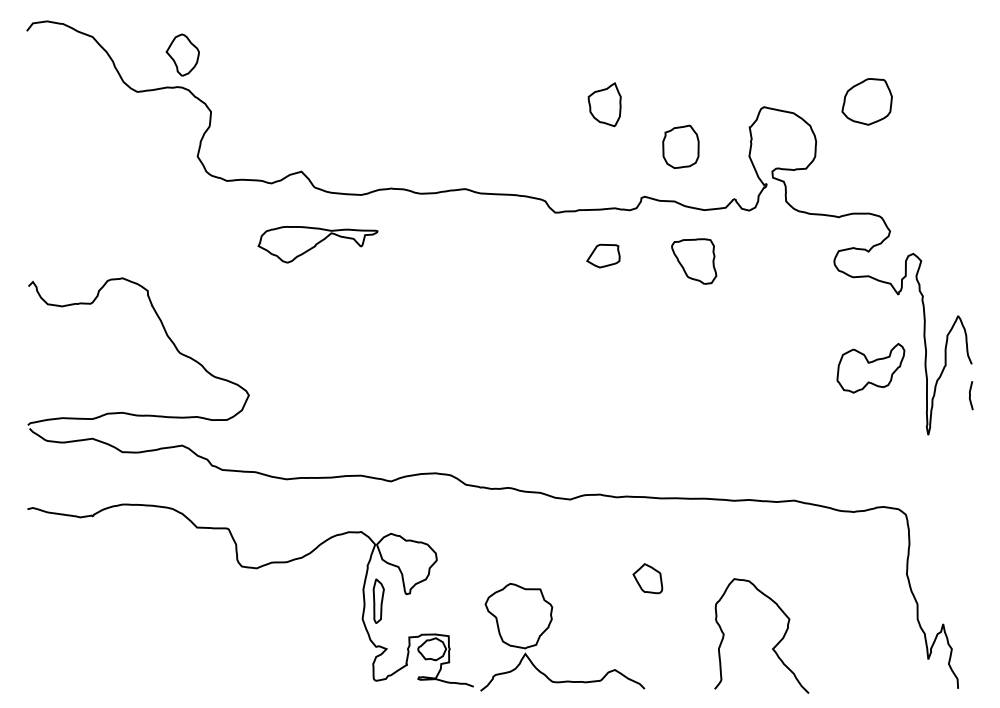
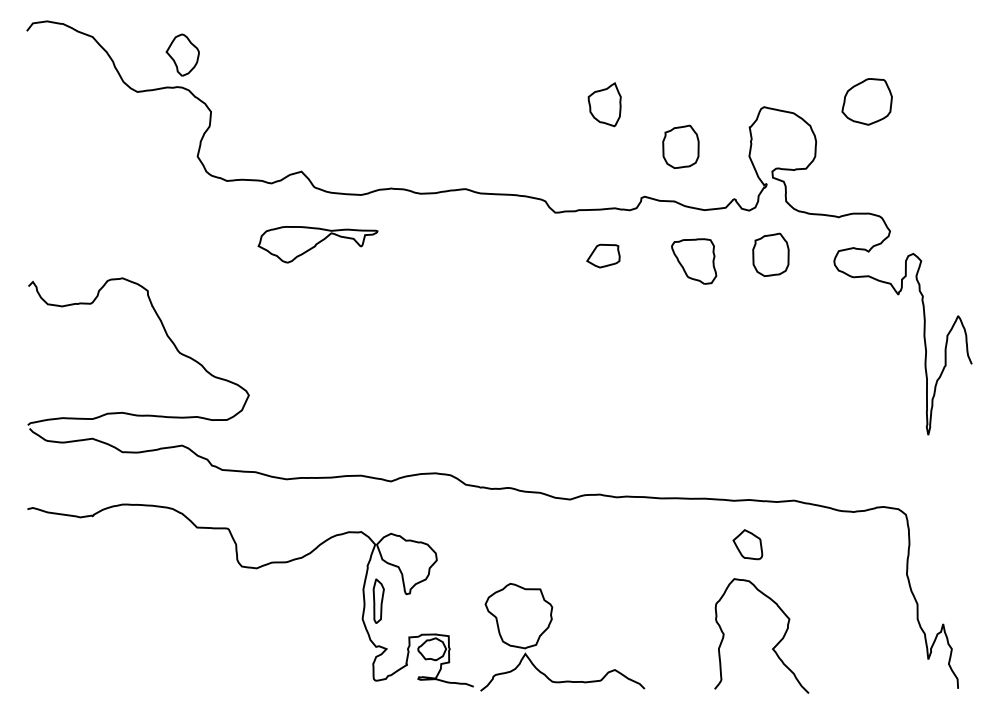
part: none -> present (770, 254)
part: present -> none (870, 367)
line: present -> none (970, 395)
part position: (647, 578) -> (747, 544) (747, 544)
